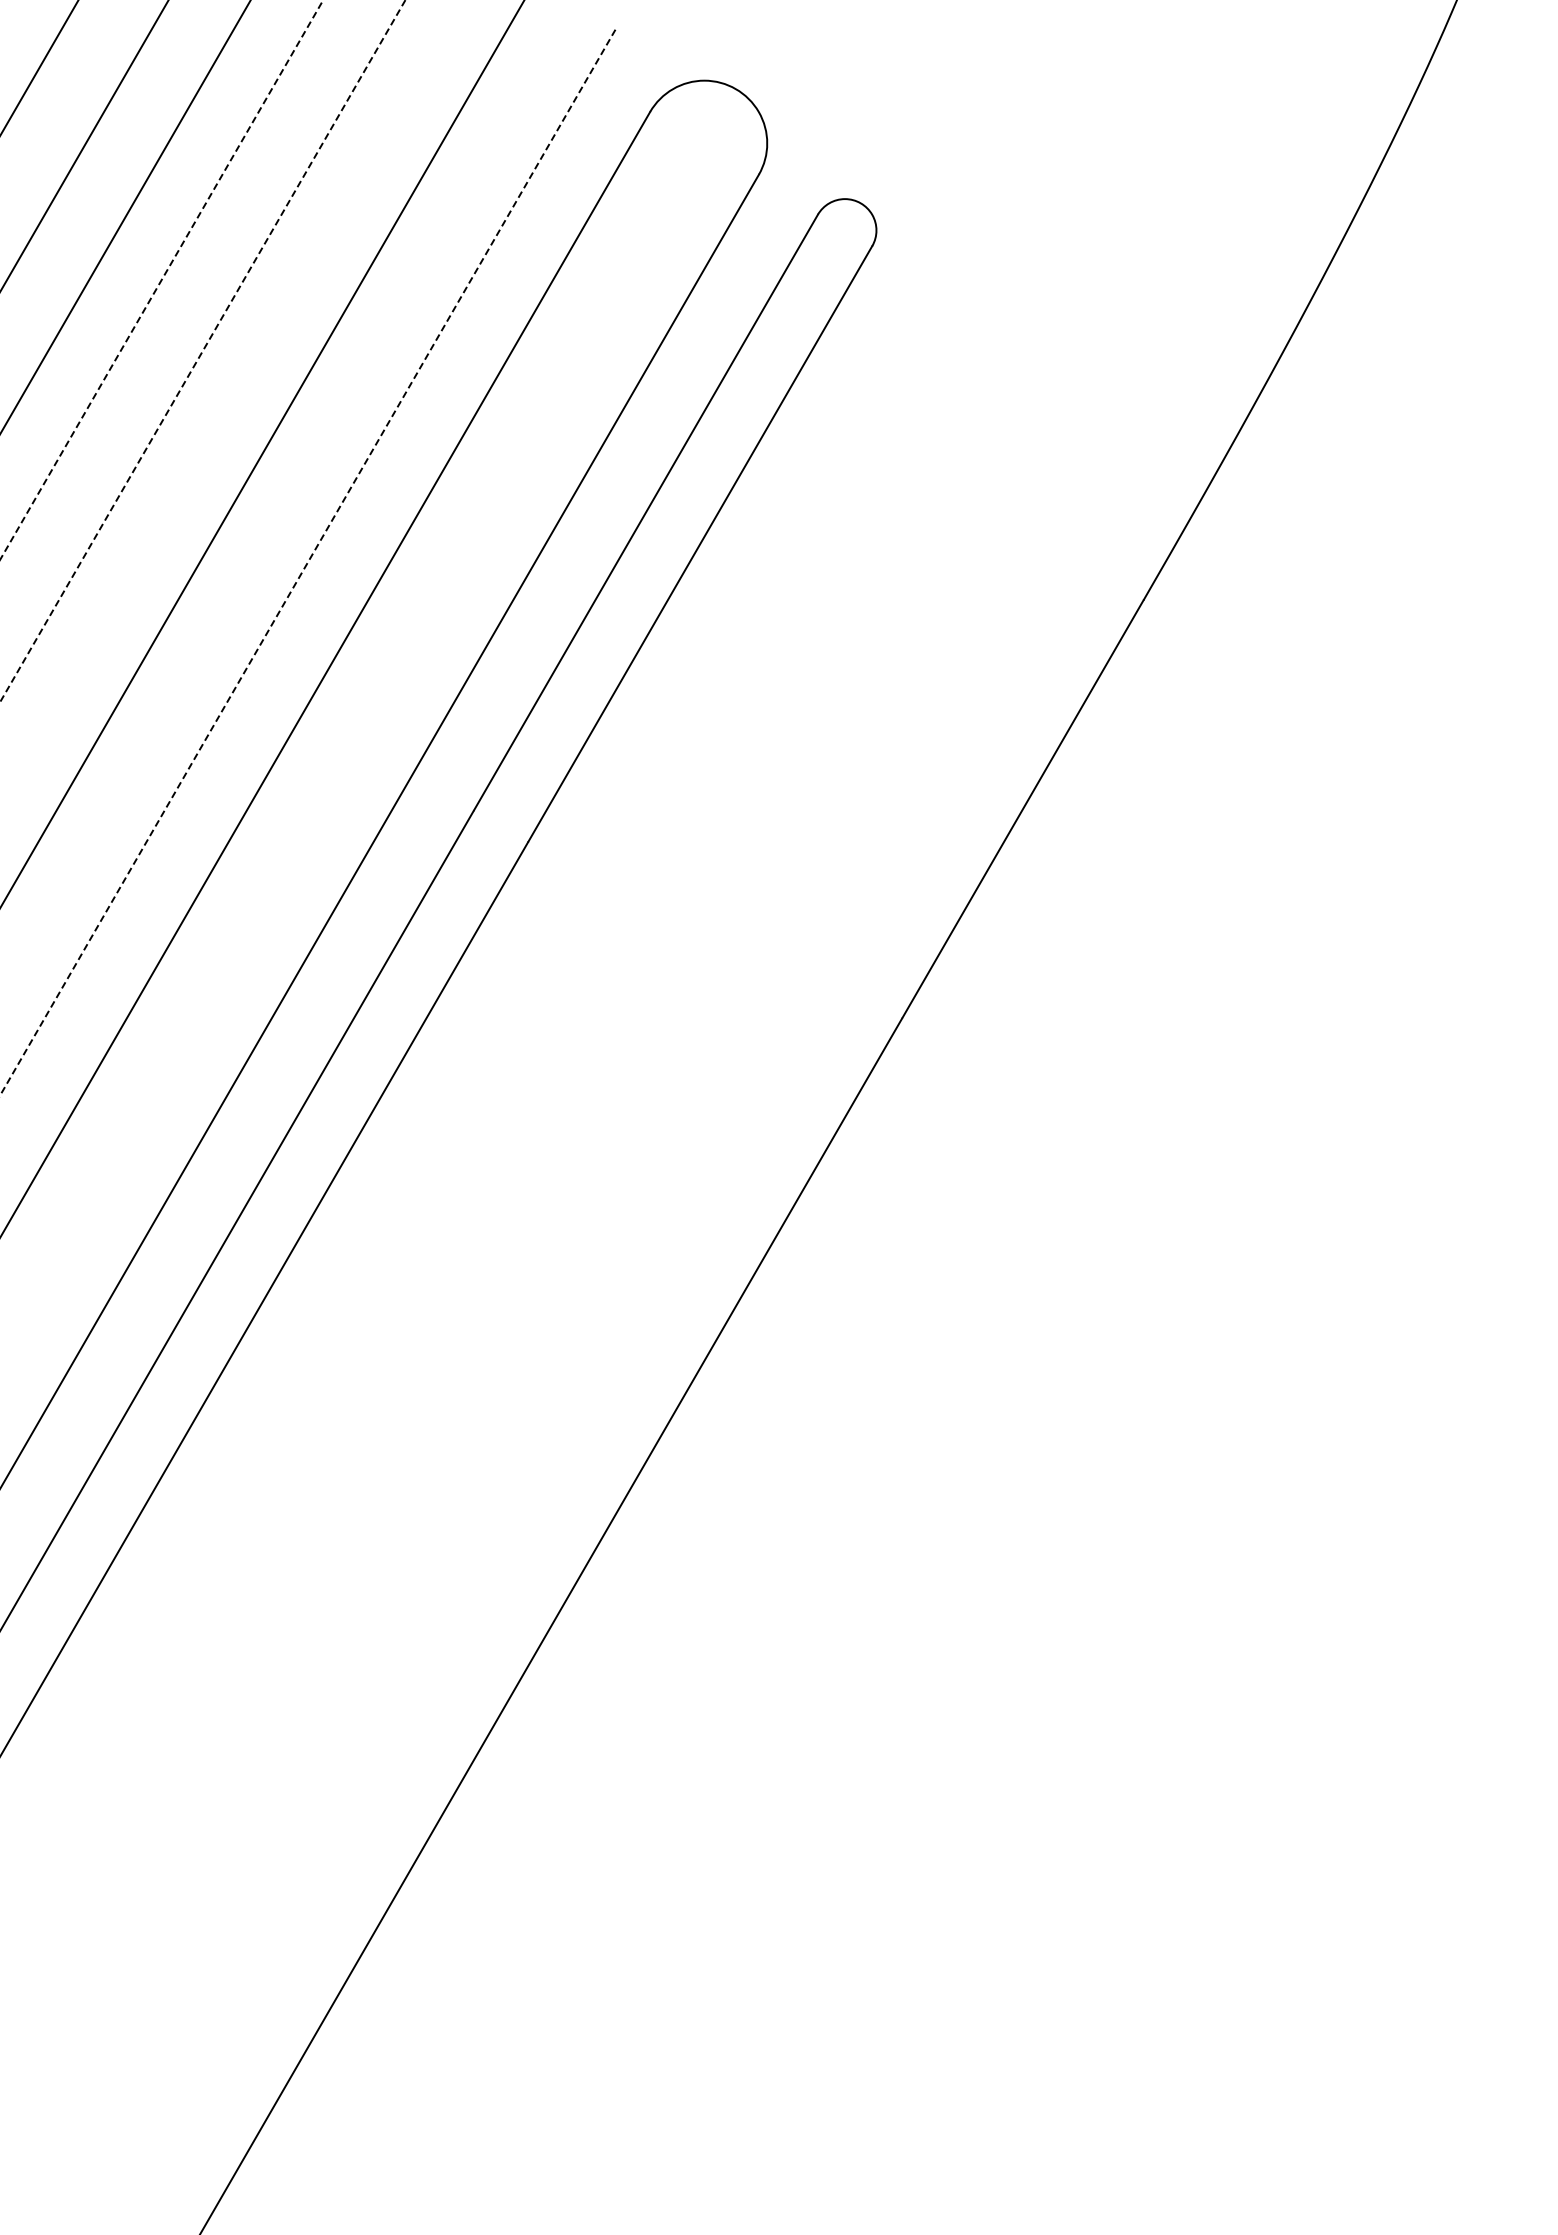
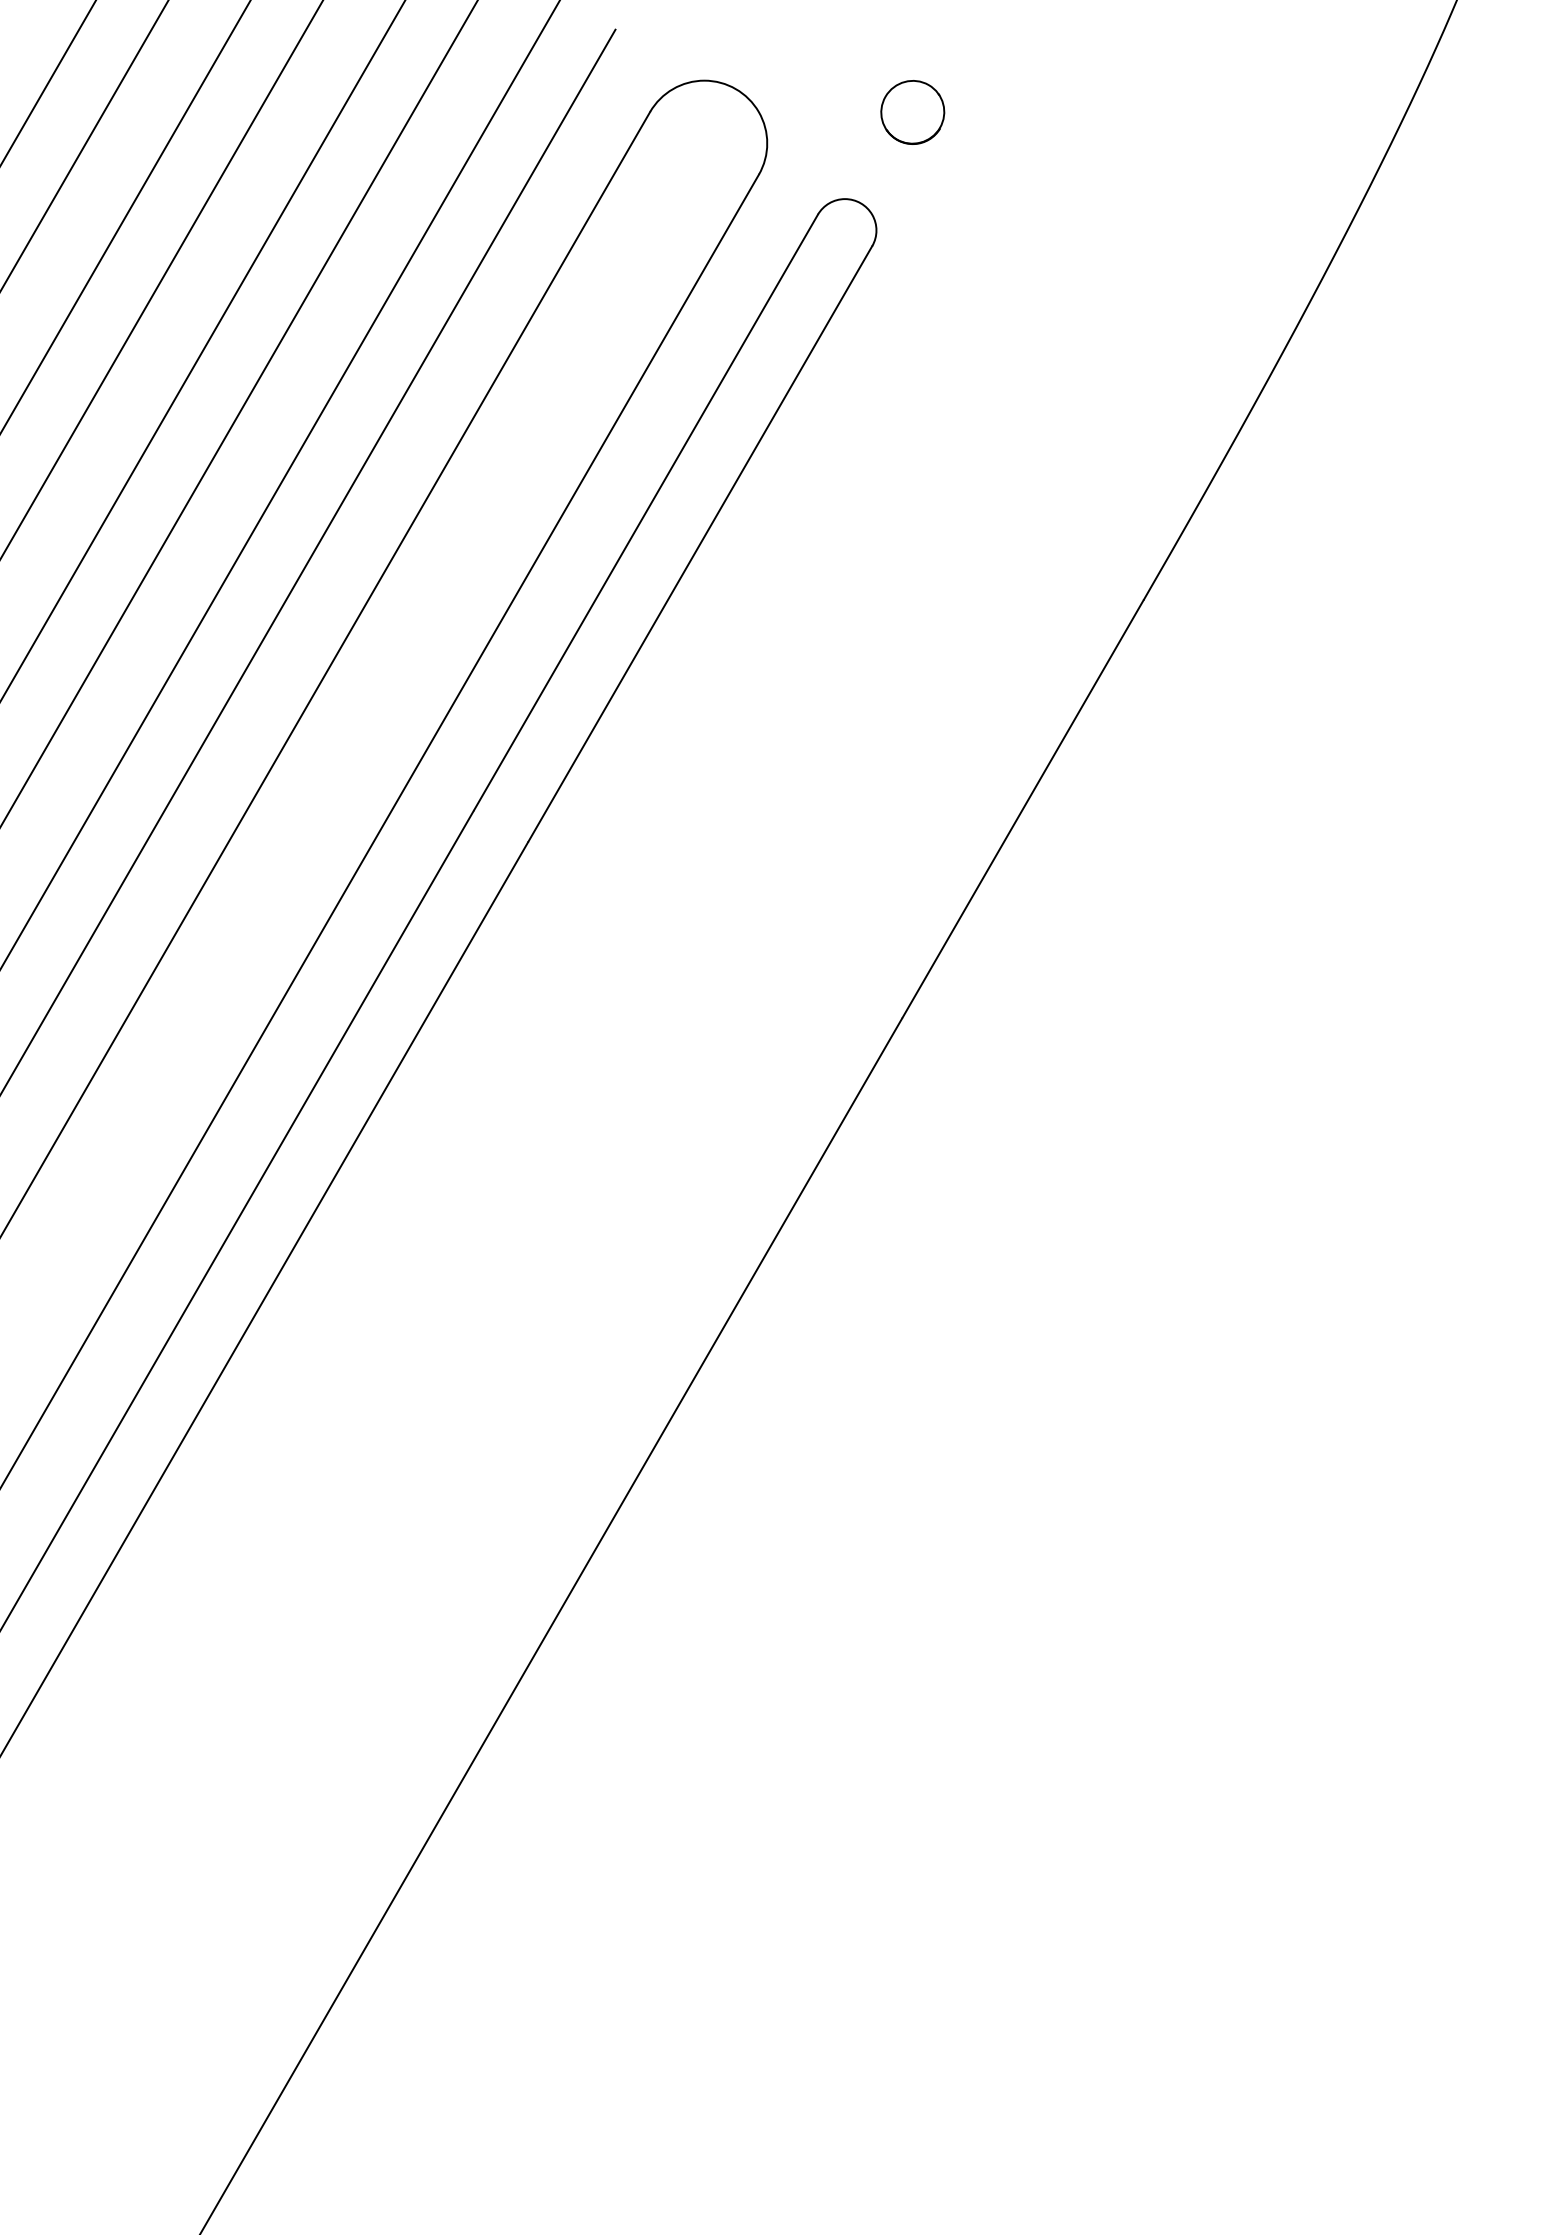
line position: (39, 67) -> (48, 82) (48, 82)
part: none -> present (912, 112)
line: dashed -> solid (161, 279)
line: dashed -> solid (202, 351)
line position: (262, 453) -> (239, 412) (239, 412)
line: none -> present (280, 484)
line: dashed -> solid (307, 563)
